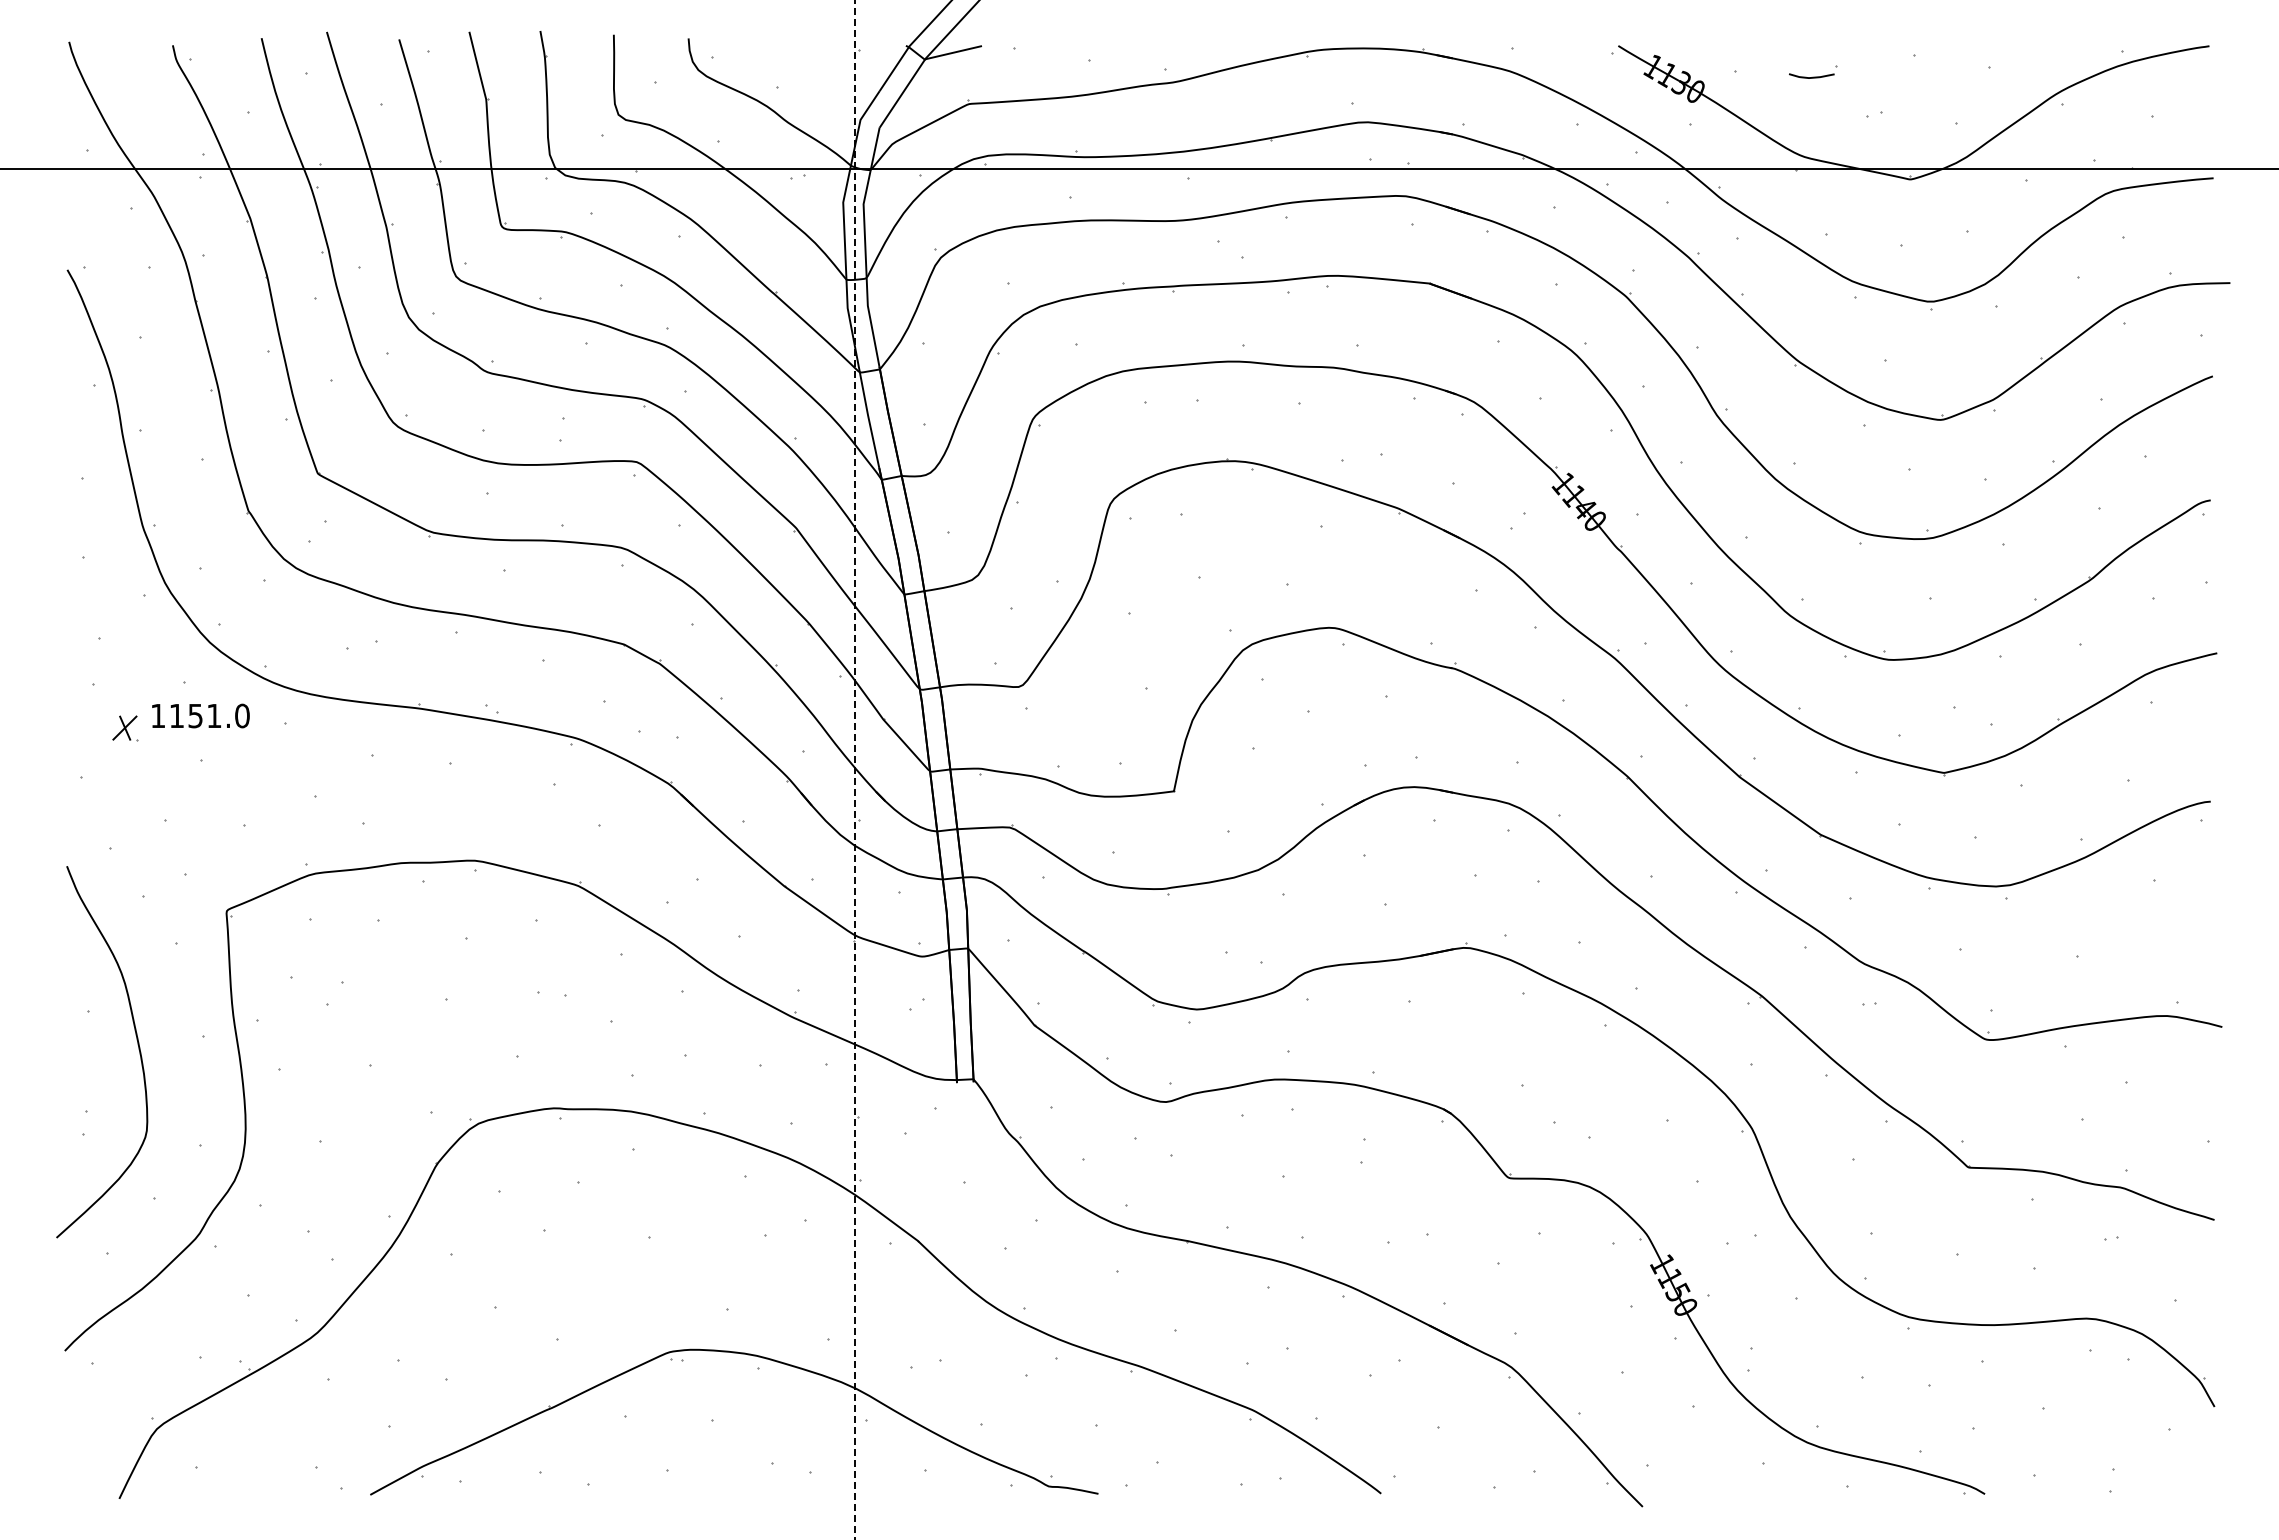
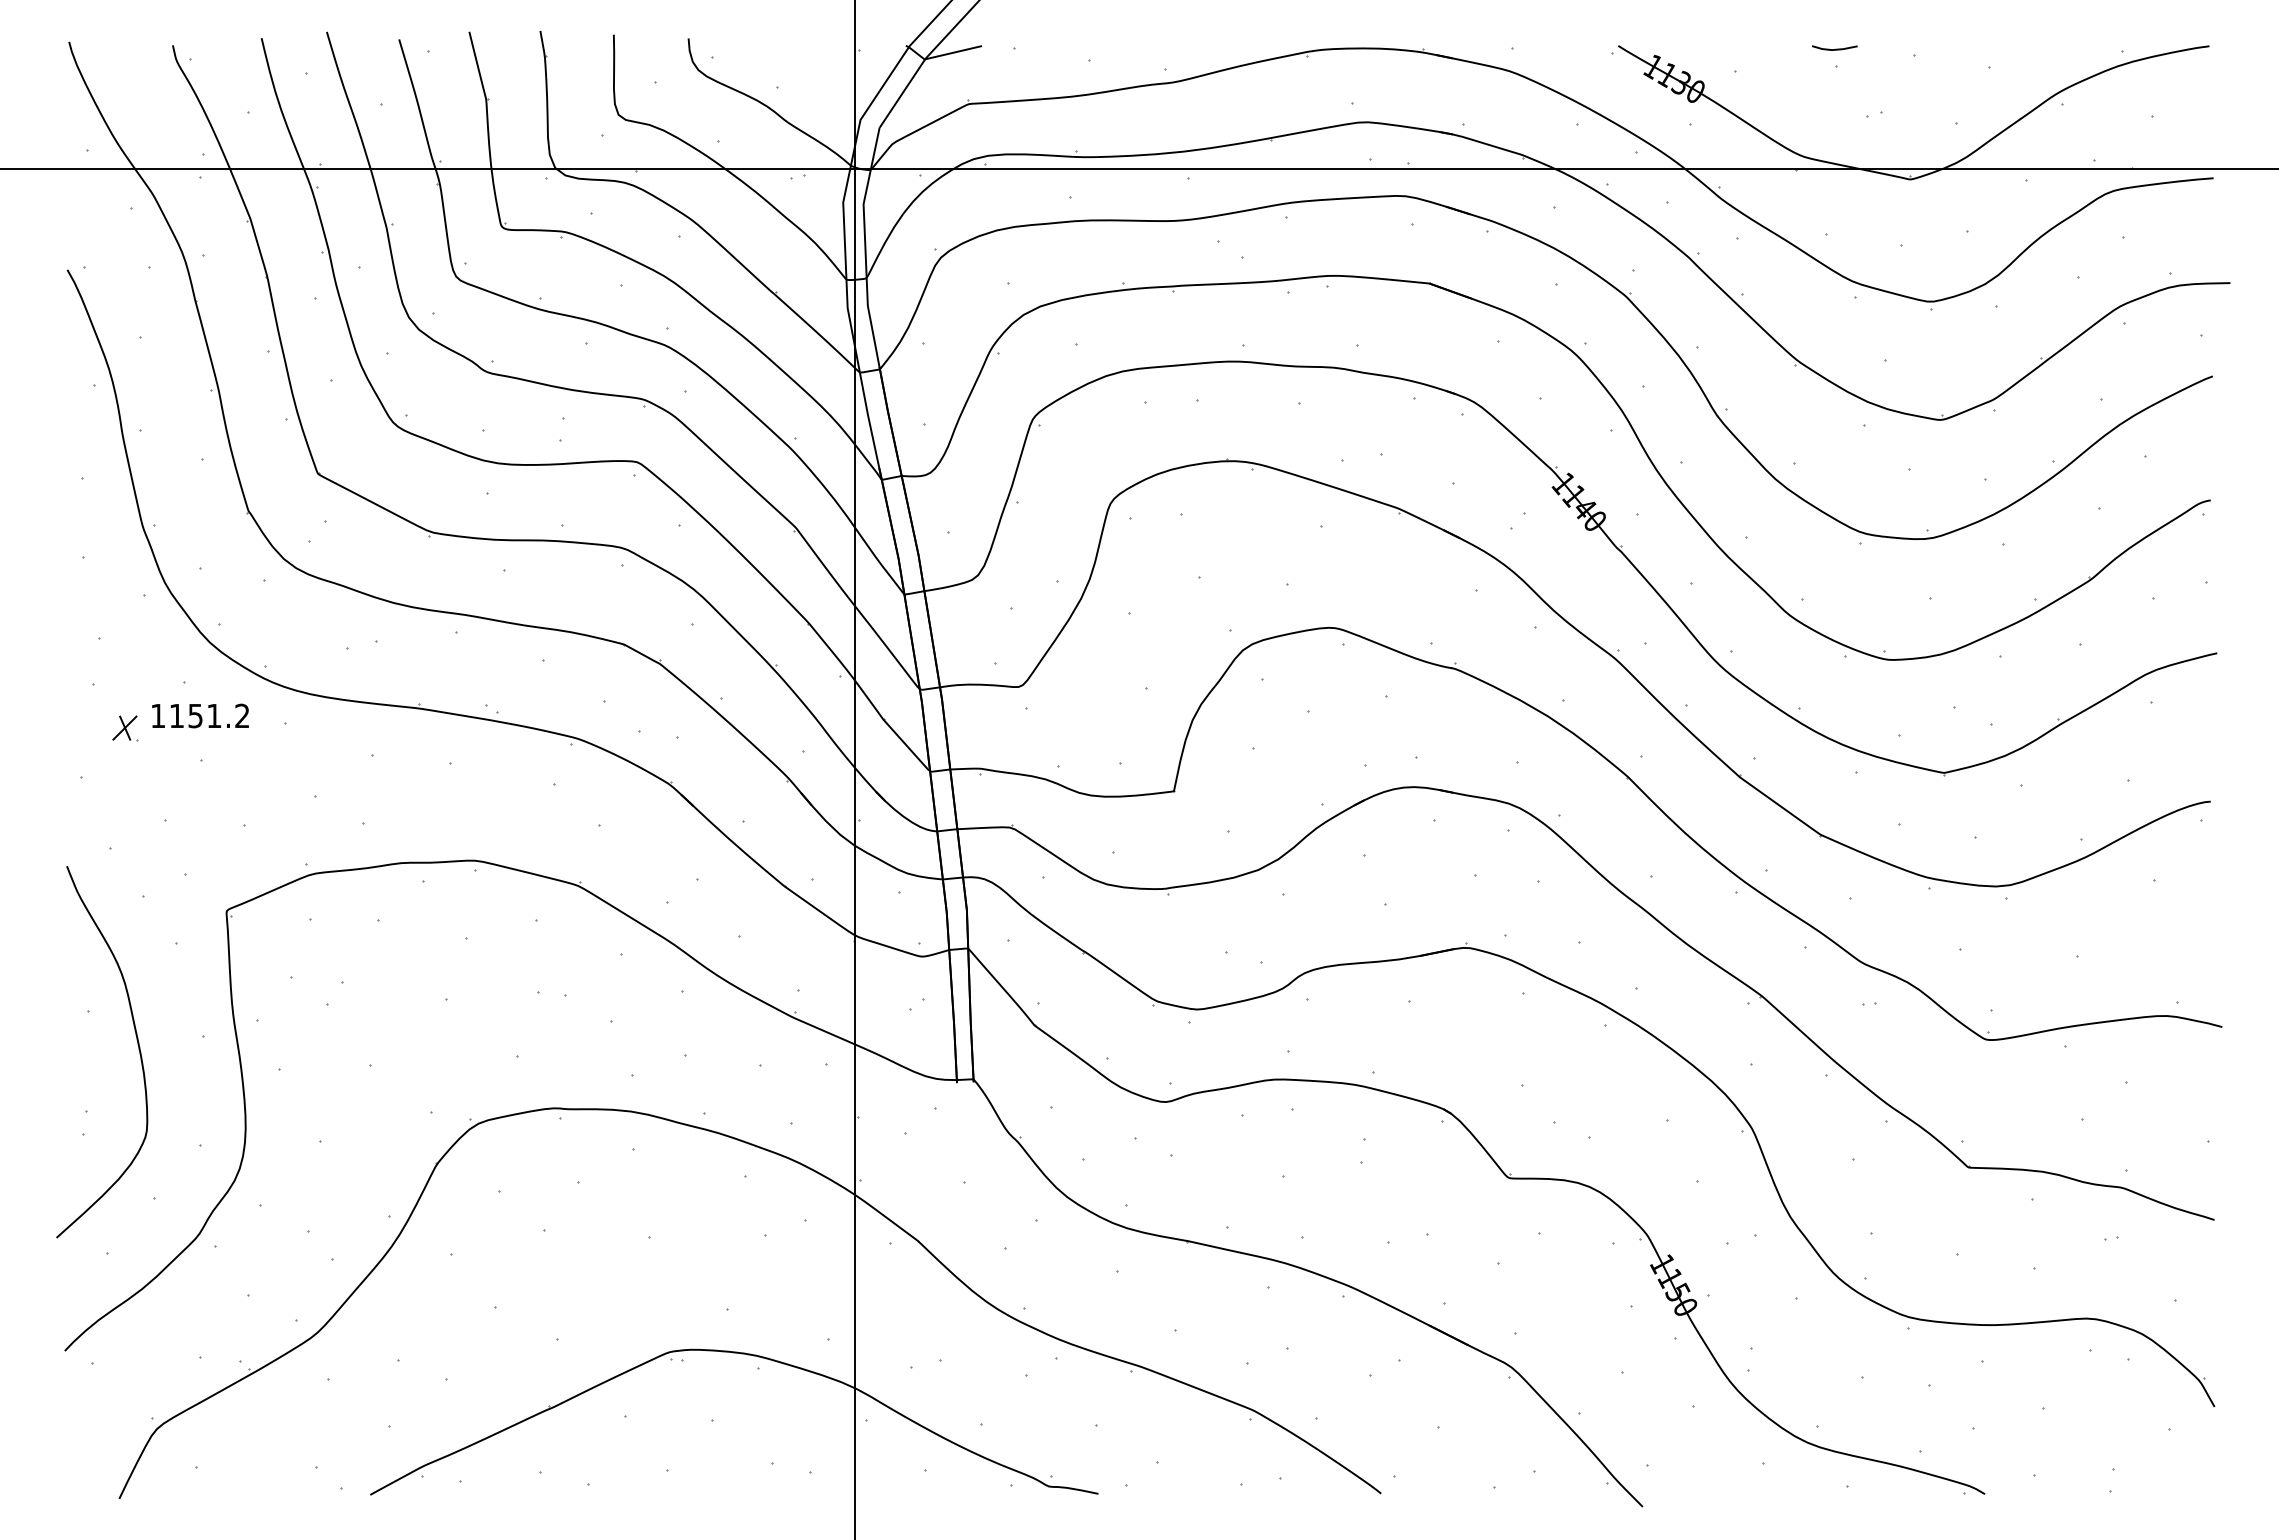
line position: (1812, 76) -> (1835, 48) (1835, 48)
text: 1151.0 -> 1151.2 (242, 715)
line: dashed -> solid (855, 769)
